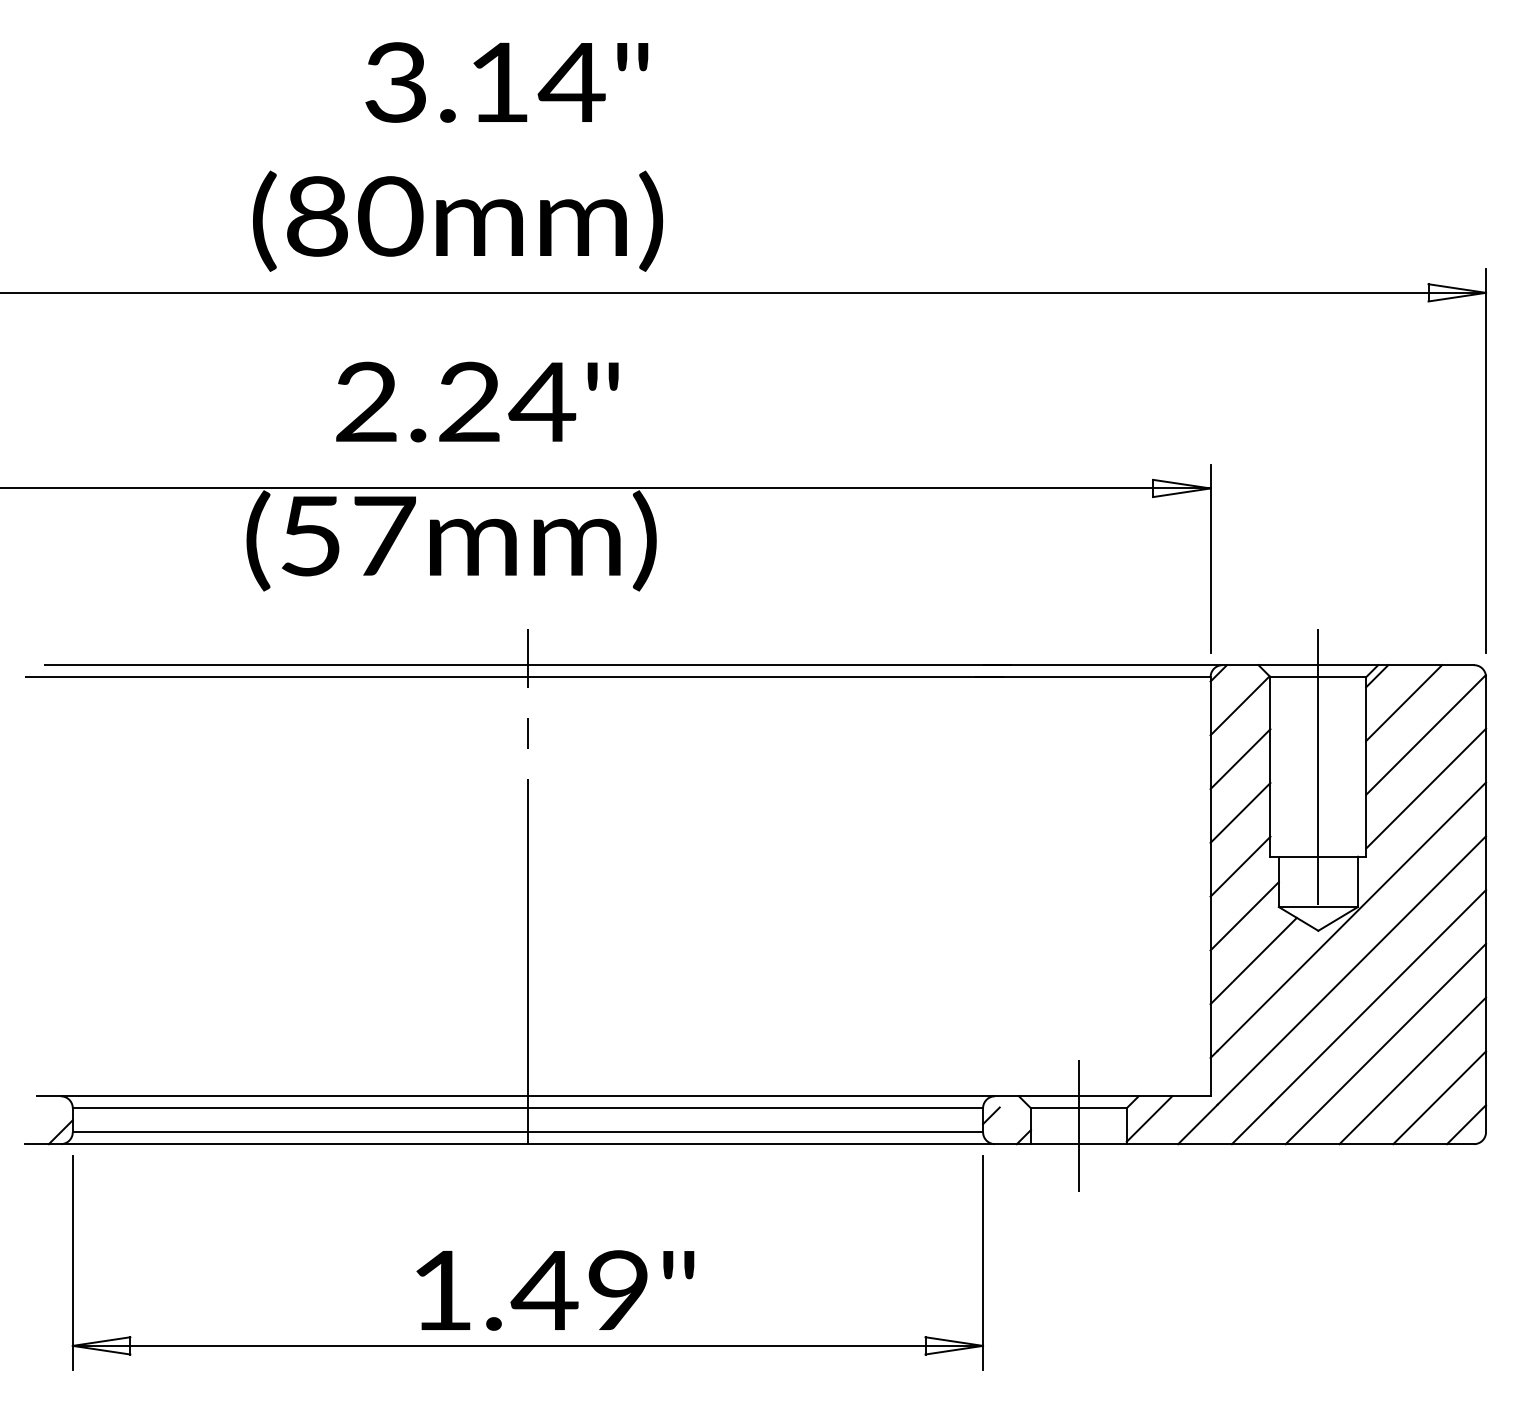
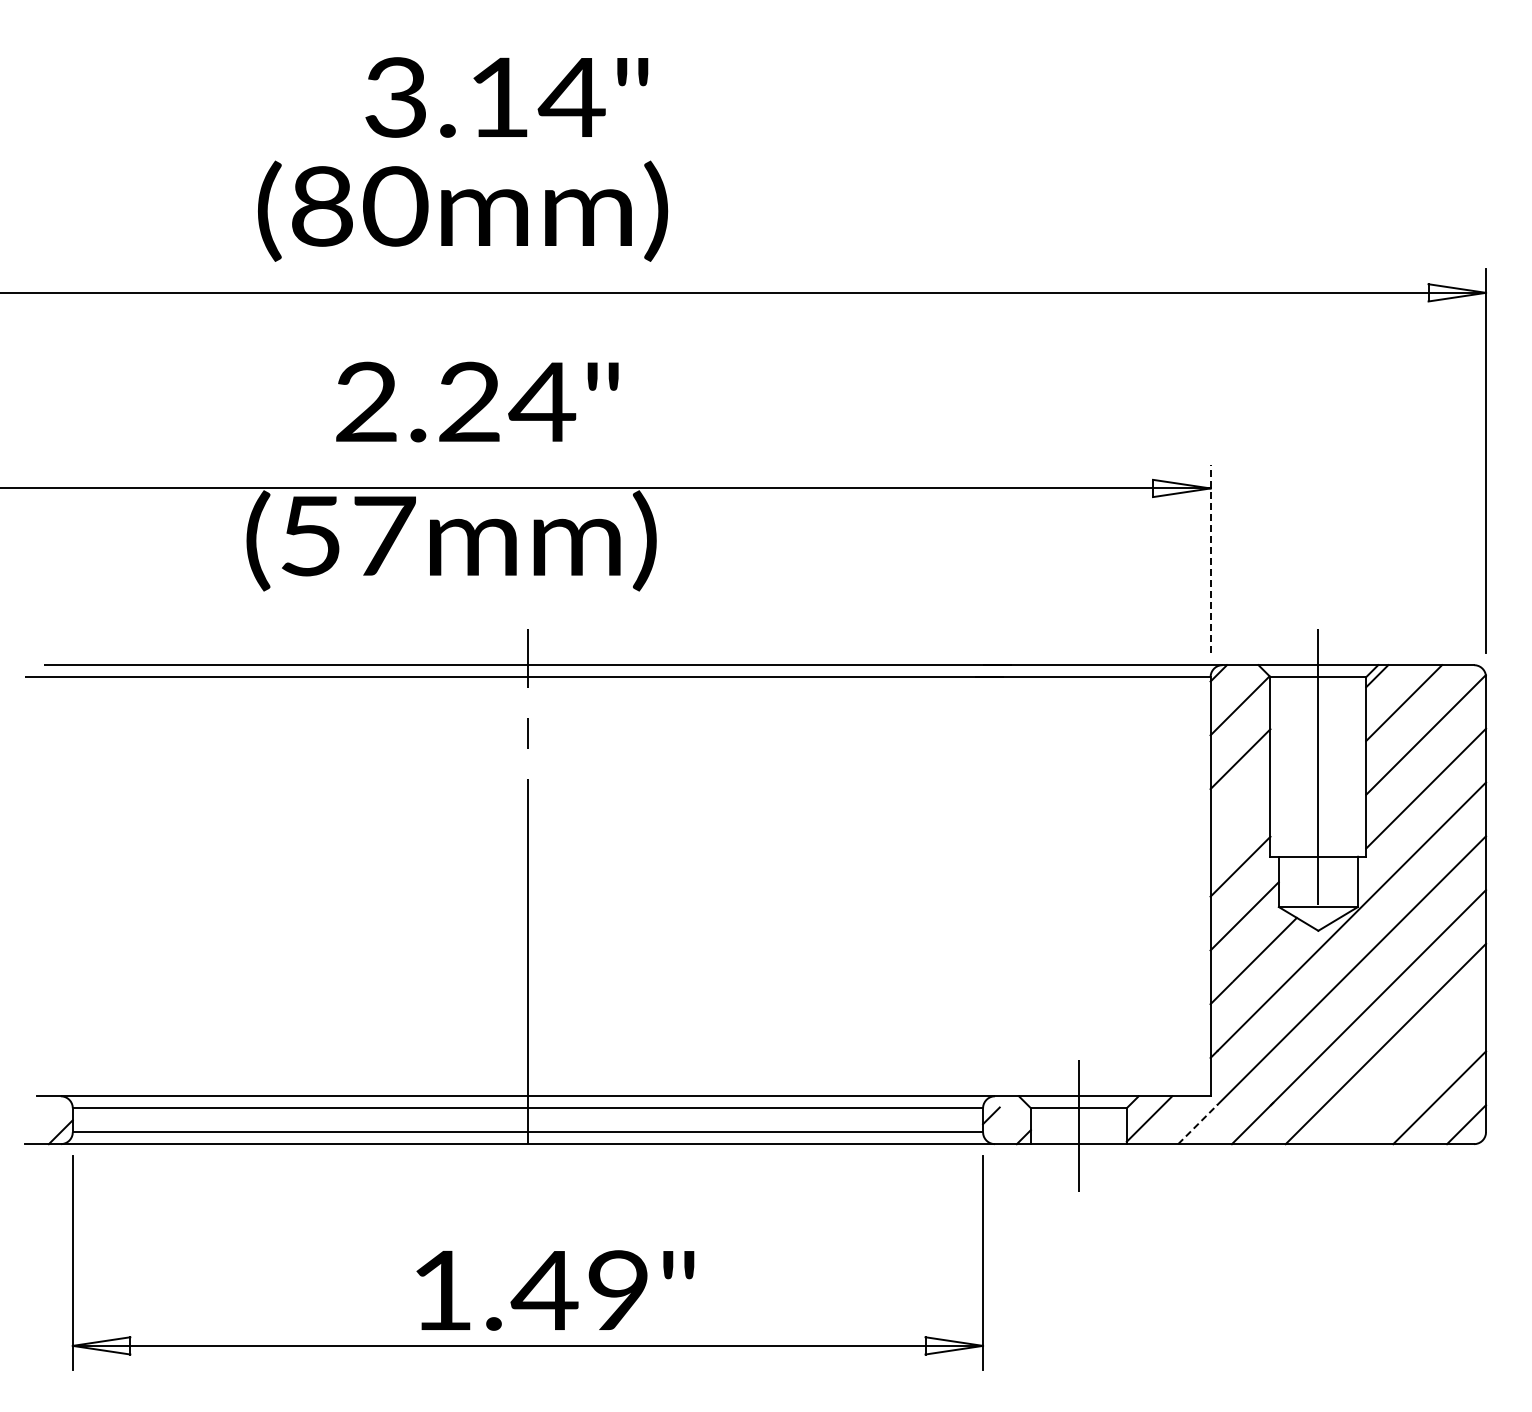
text position: (506, 82) -> (506, 97) (506, 97)
text position: (458, 220) -> (463, 210) (463, 210)
line: solid -> dashed (1210, 558)
line: present -> none (1240, 812)
line: present -> none (1412, 1070)
line: solid -> dashed (1197, 1124)
